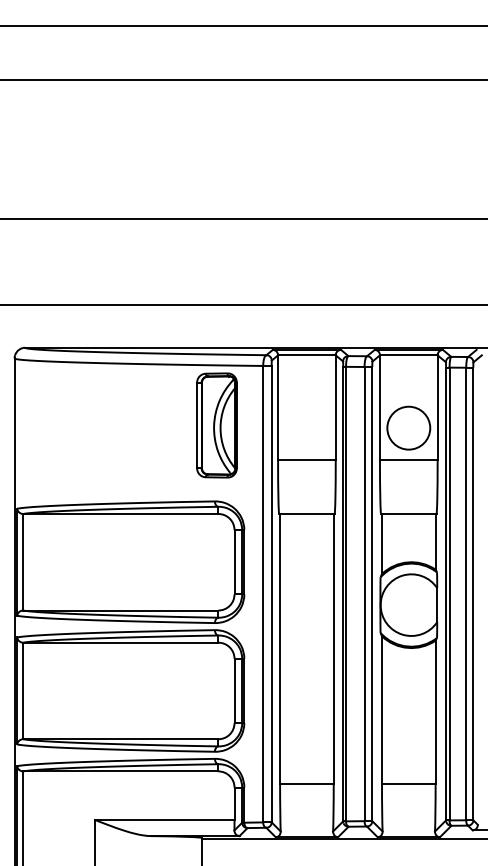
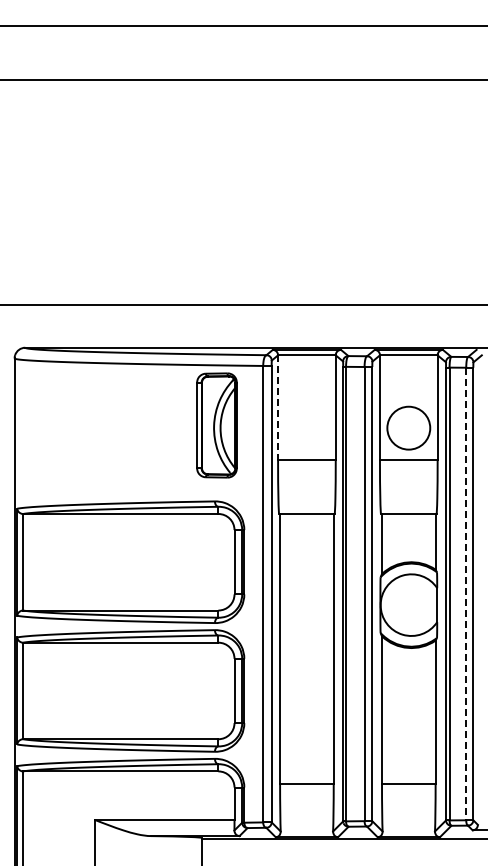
line: present -> none (243, 219)
line: solid -> dashed (278, 407)
line: solid -> dashed (466, 594)
